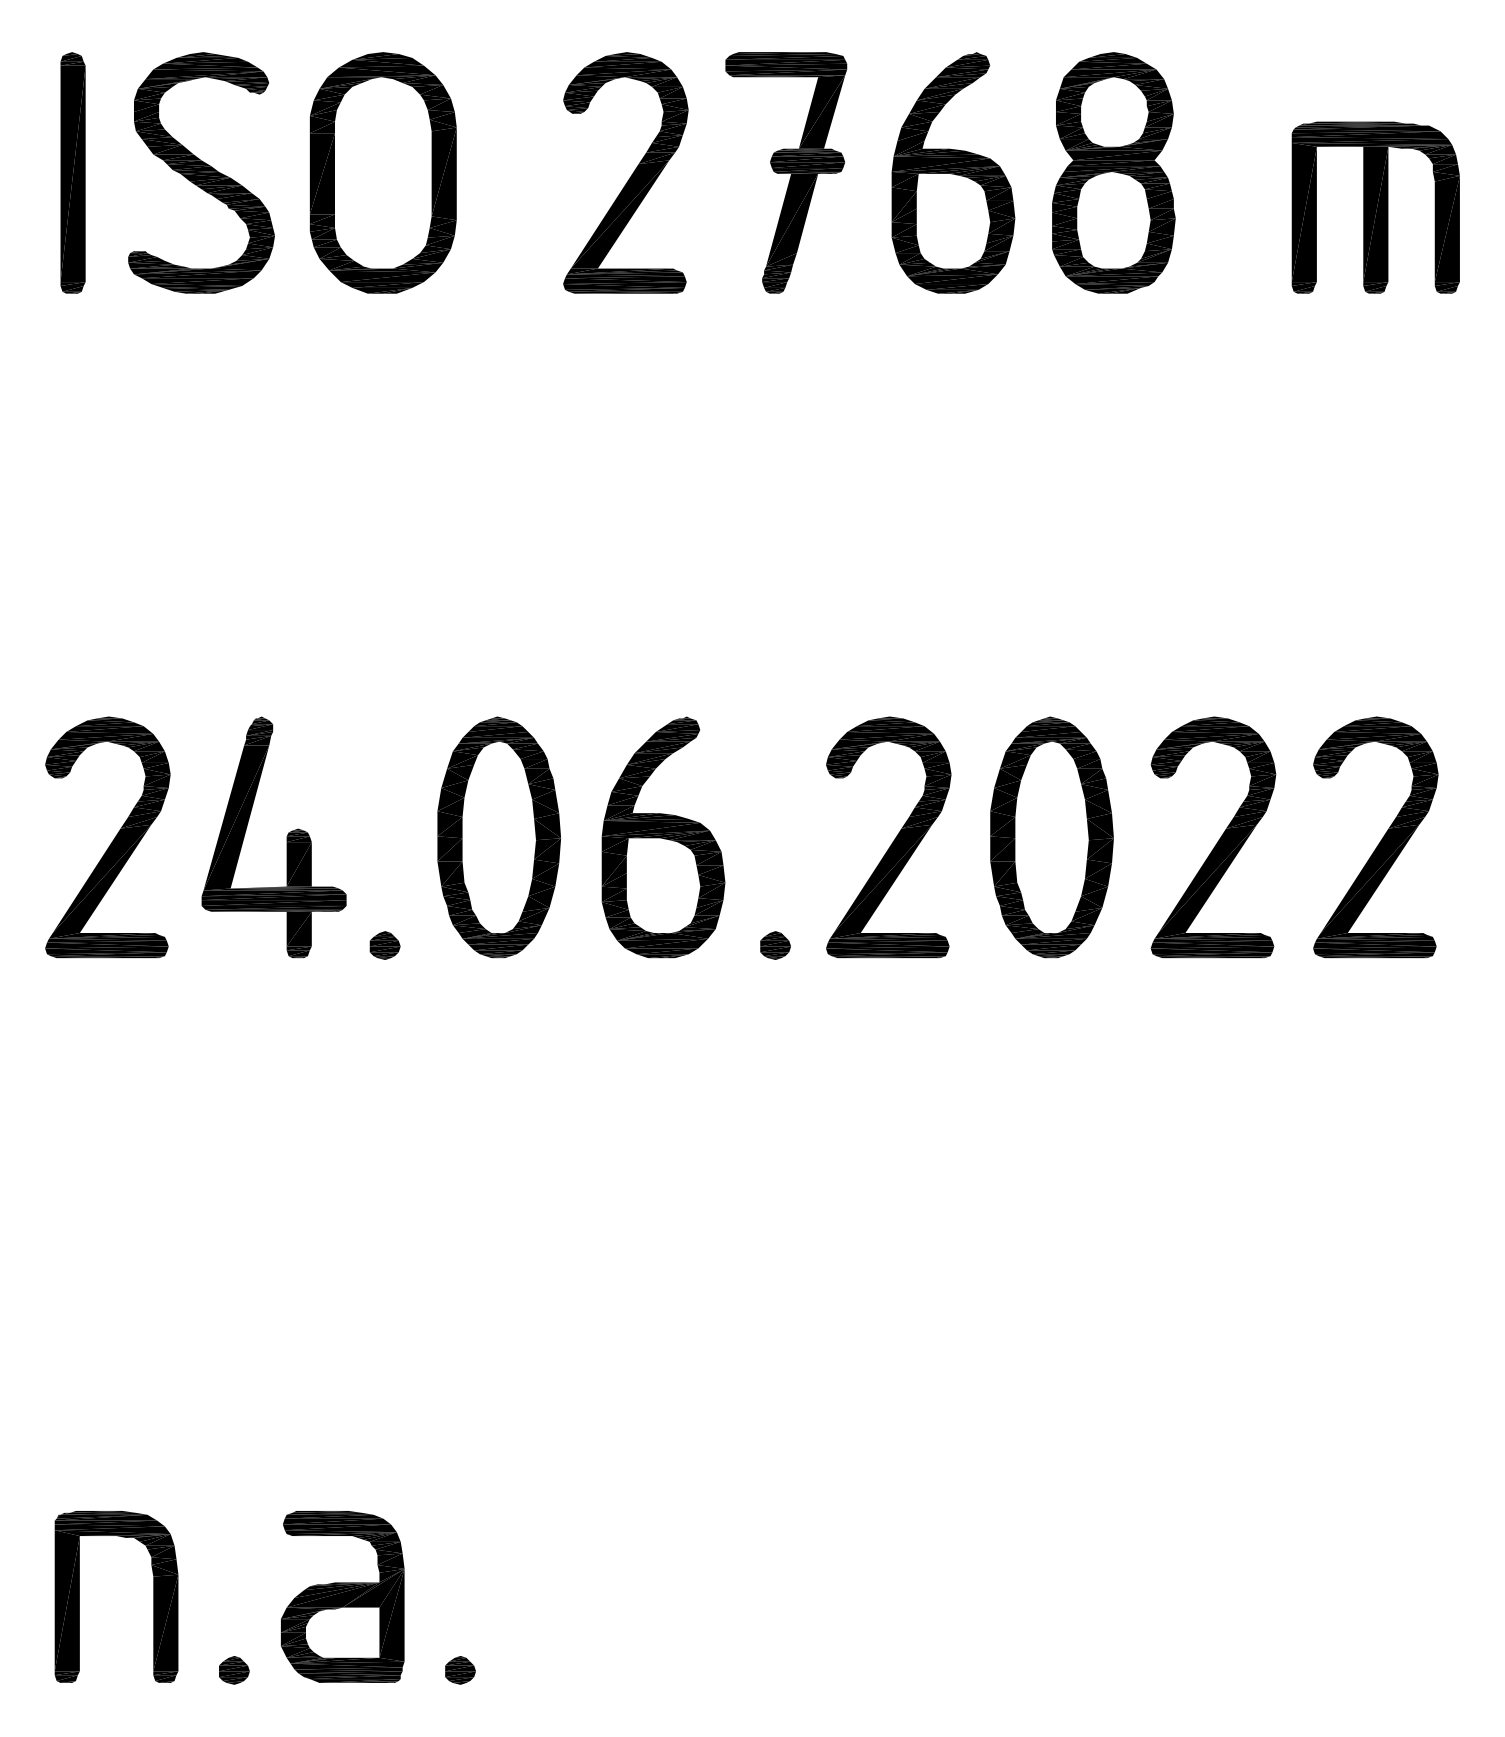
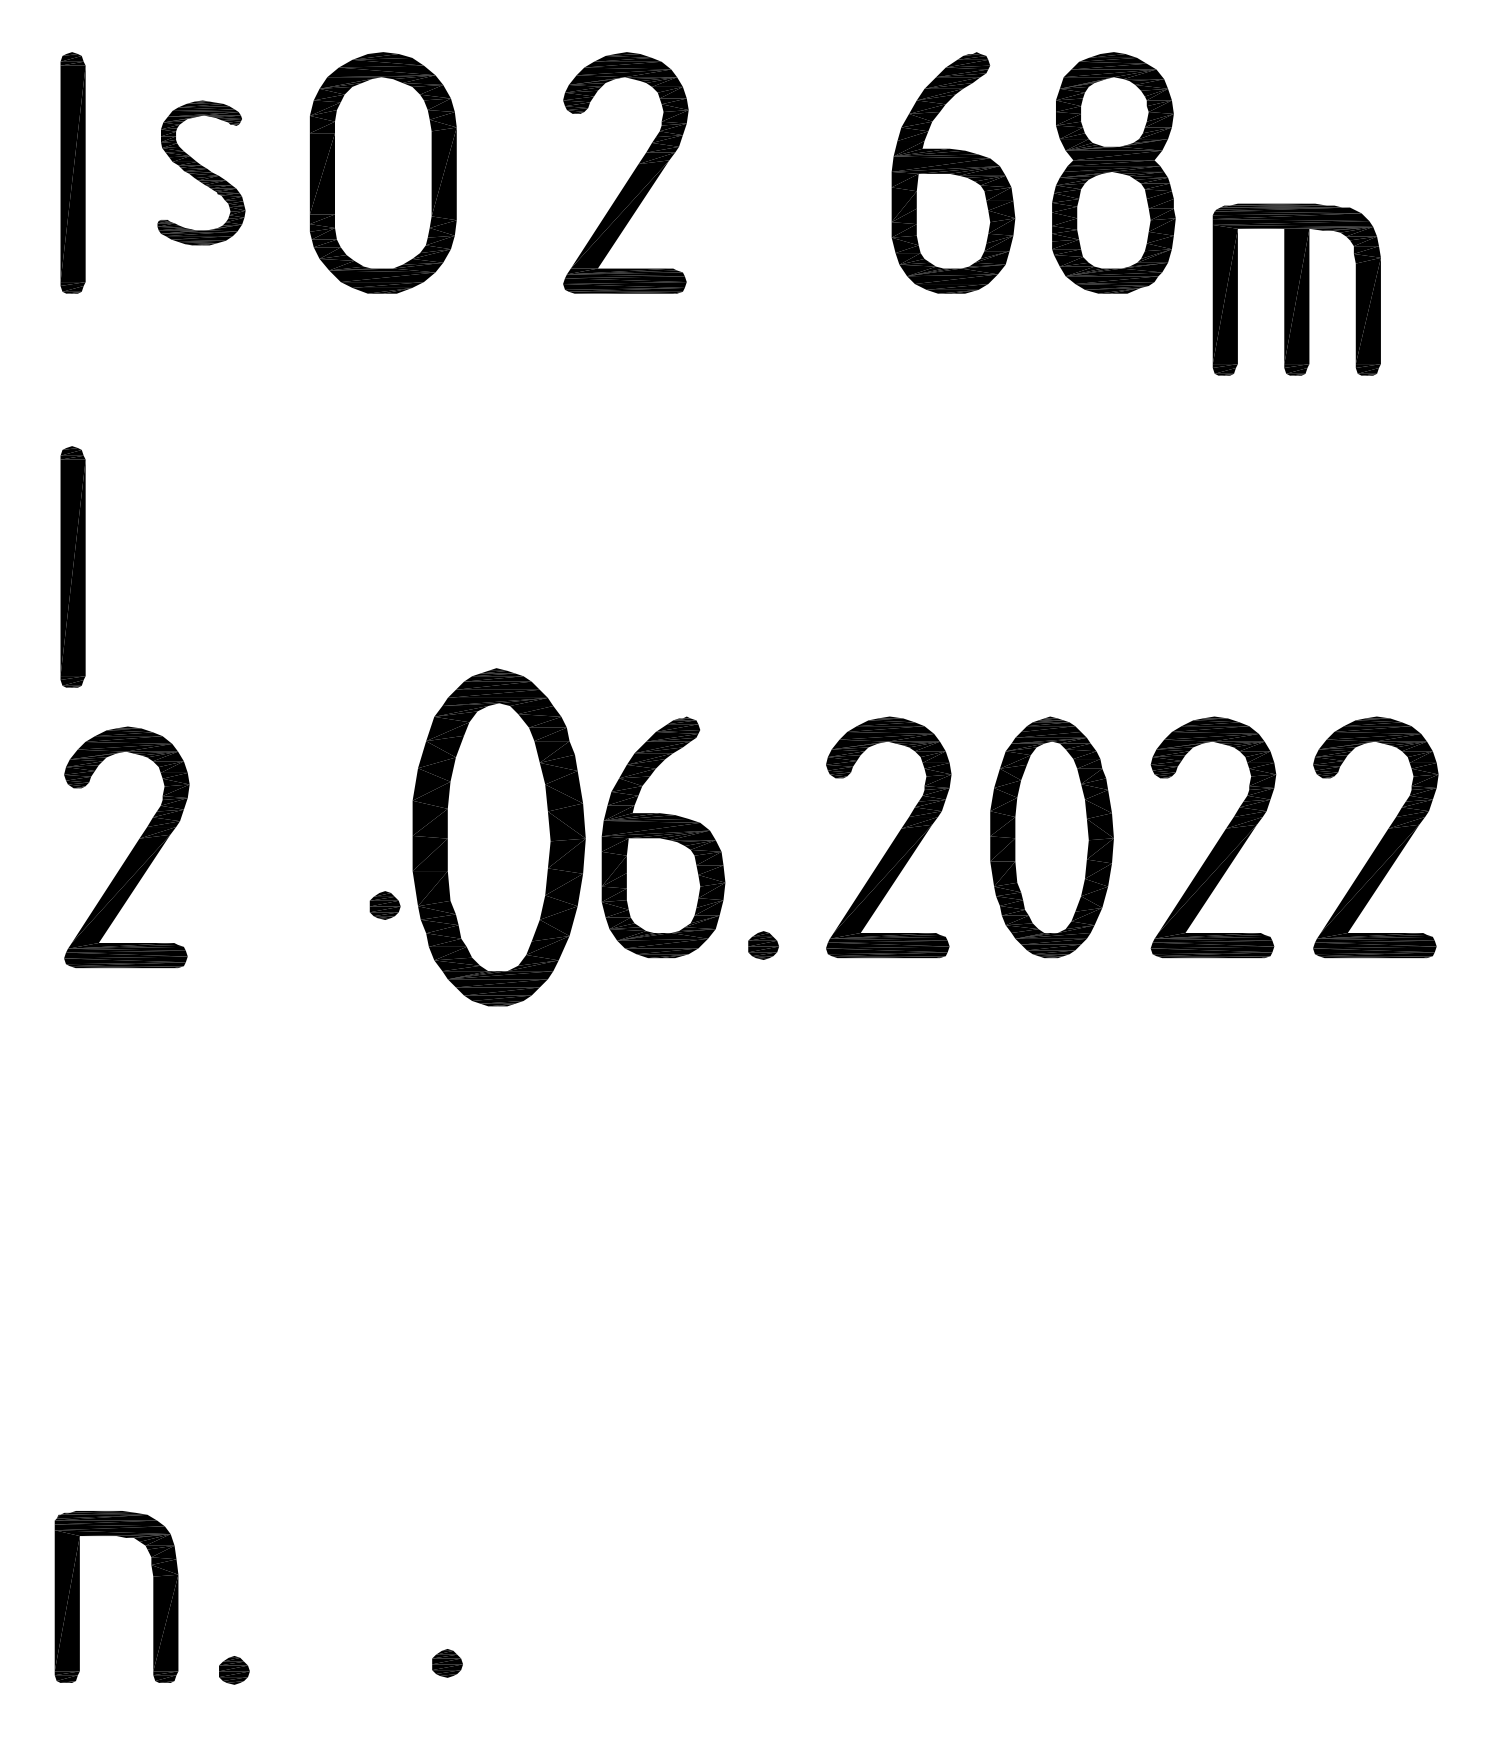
part size: 147x242 px -> 89x146 px (201, 172)
part: present -> none (786, 172)
part position: (1375, 207) -> (1296, 289) (1296, 289)
part: none -> present (72, 566)
part position: (107, 837) -> (126, 847) (126, 847)
part: present -> none (286, 837)
part size: 125x243 px -> 174x339 px (498, 837)
part position: (384, 945) -> (384, 905) (384, 905)
part position: (775, 945) -> (763, 945) (763, 945)
part: present -> none (342, 1596)
part position: (460, 1670) -> (447, 1663) (447, 1663)
